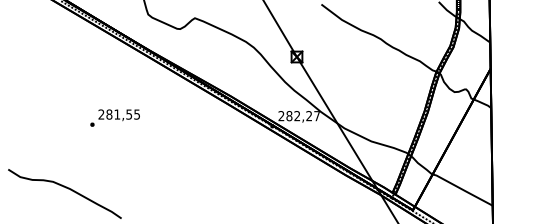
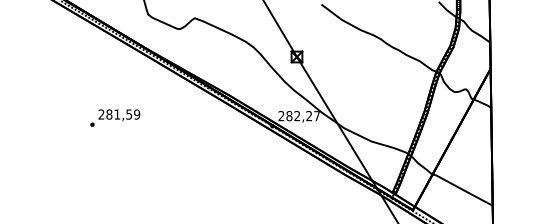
text: 281,55 -> 281,59 (137, 114)
curve: present -> none (65, 188)
